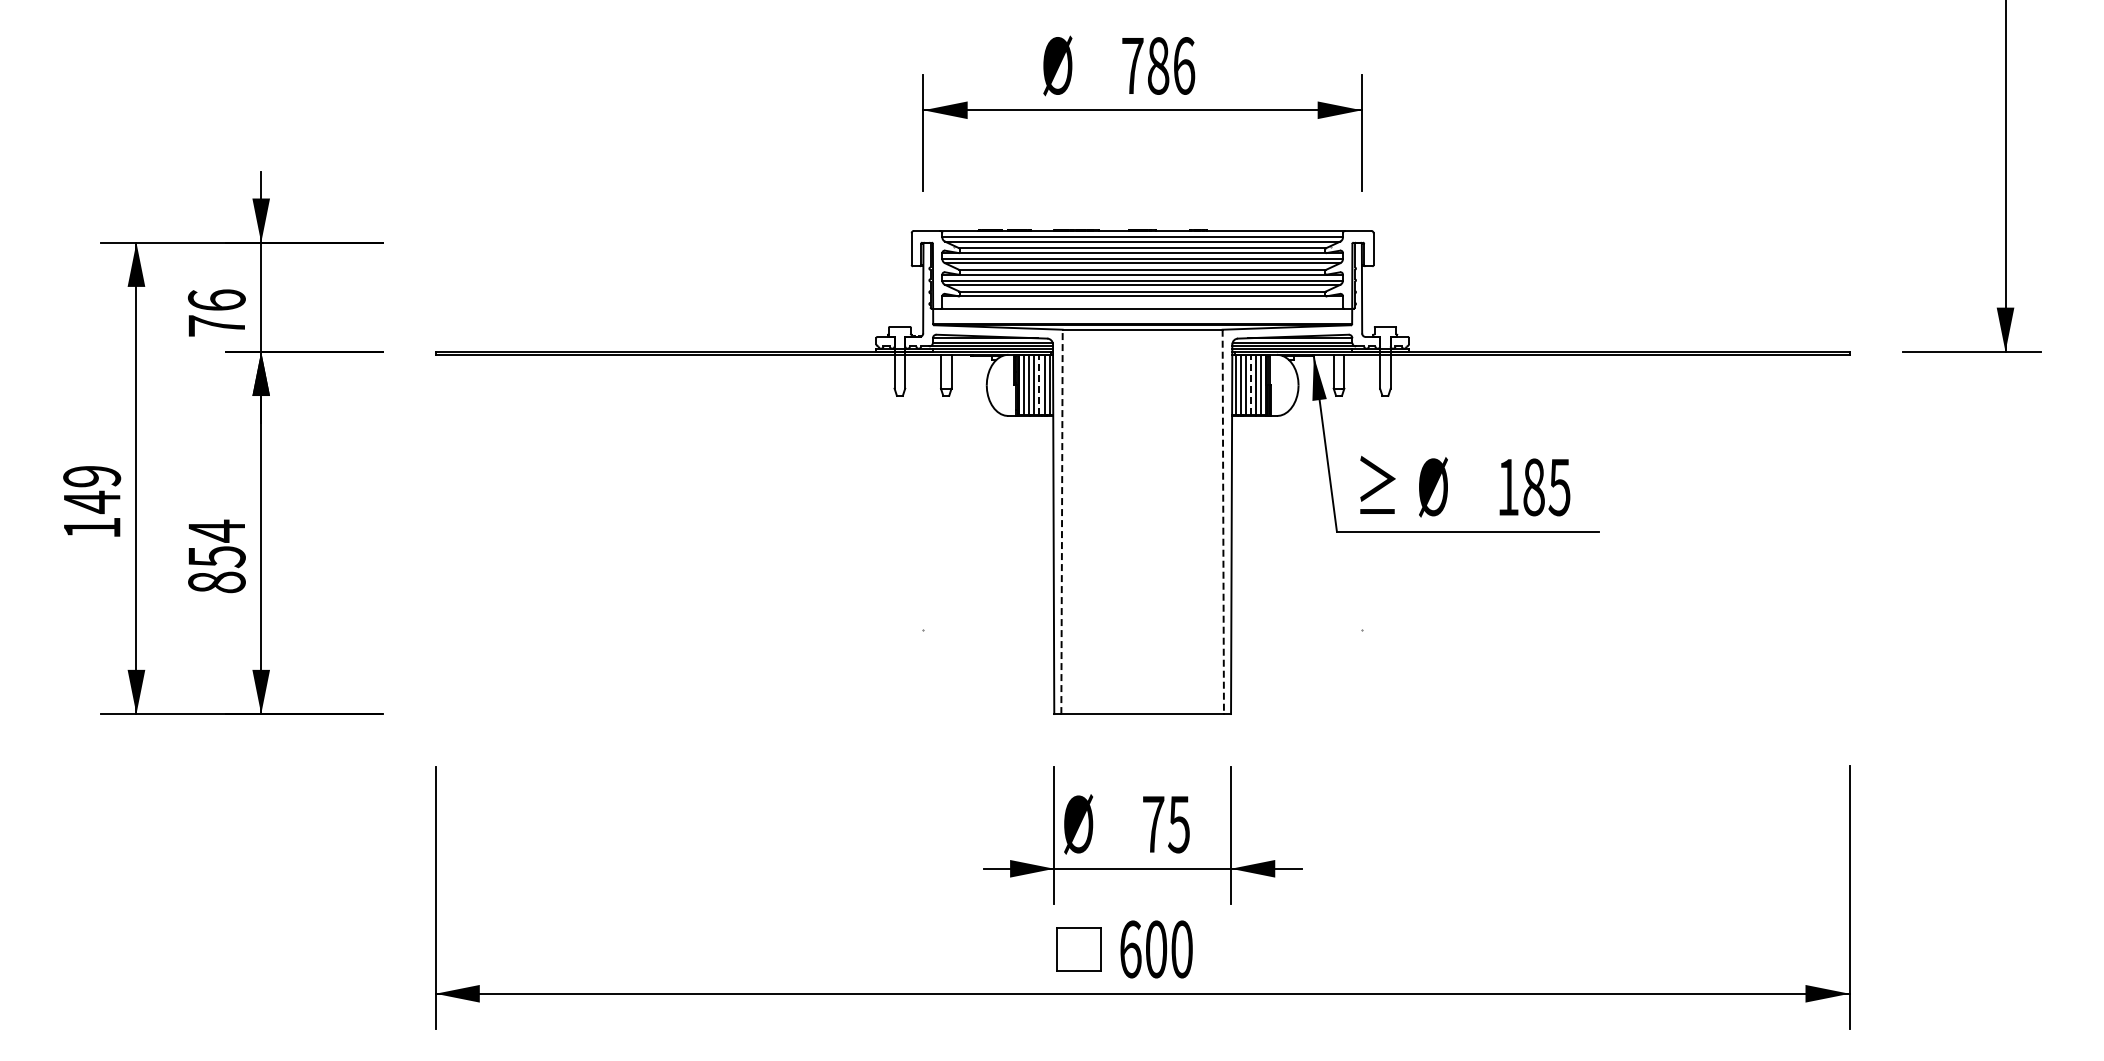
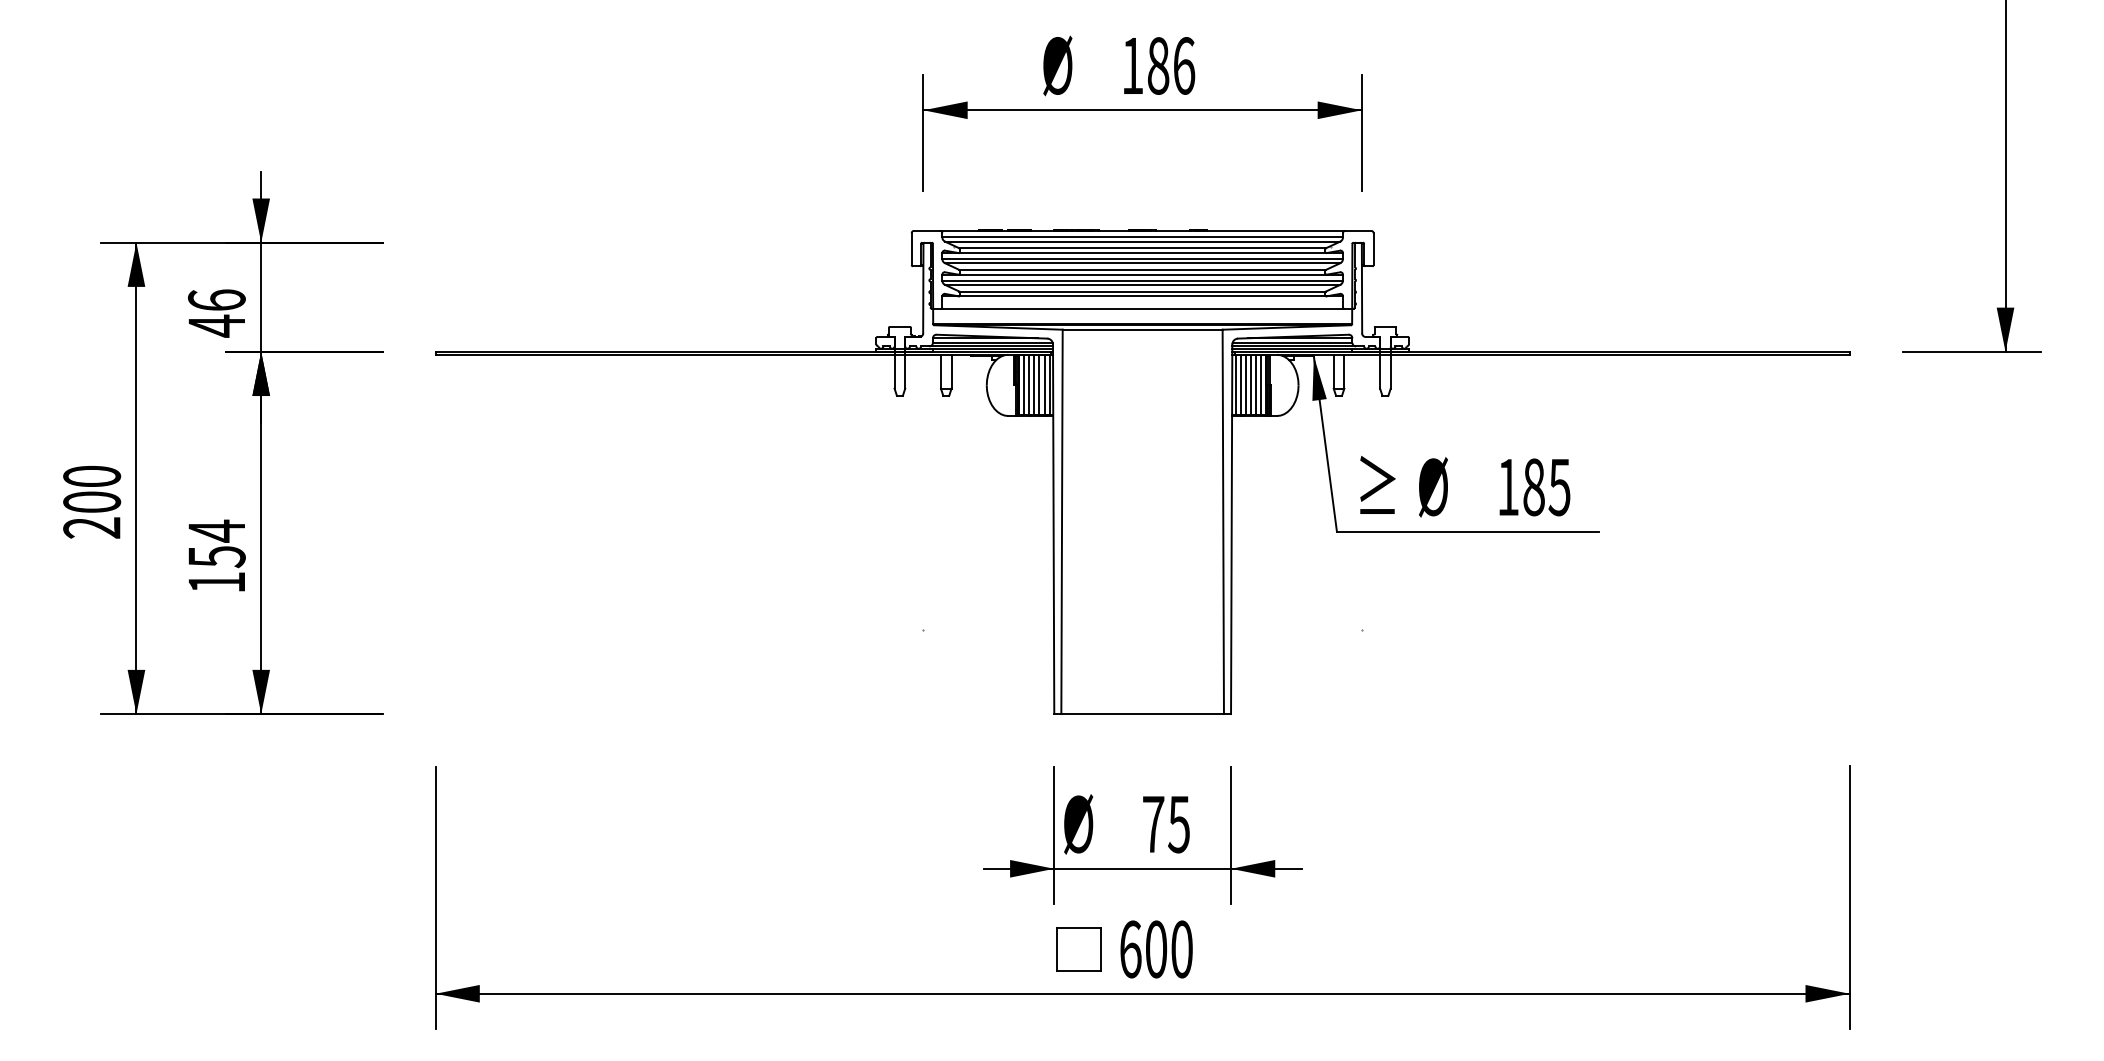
text: 786 -> 186 (1132, 65)
text: 76 -> 46 (216, 325)
line: dashed -> solid (1039, 384)
line: dashed -> solid (1250, 384)
text: 149 -> 200 (92, 502)
line: dashed -> solid (1062, 521)
line: dashed -> solid (1223, 522)
text: 854 -> 154 (216, 582)
